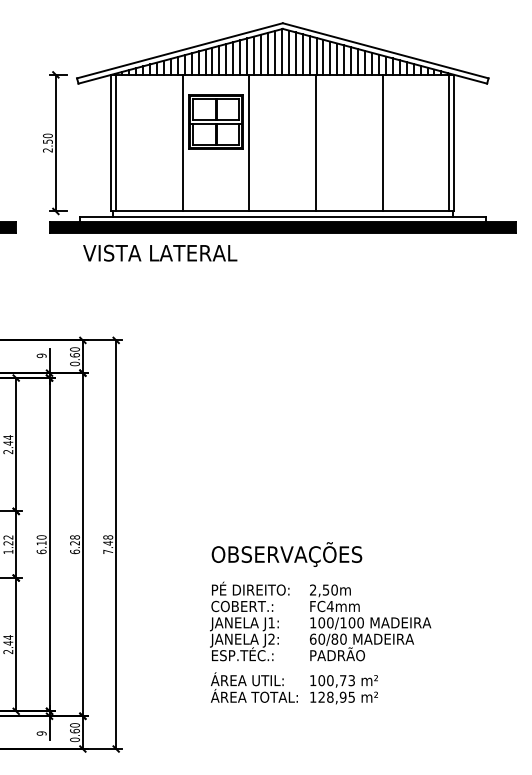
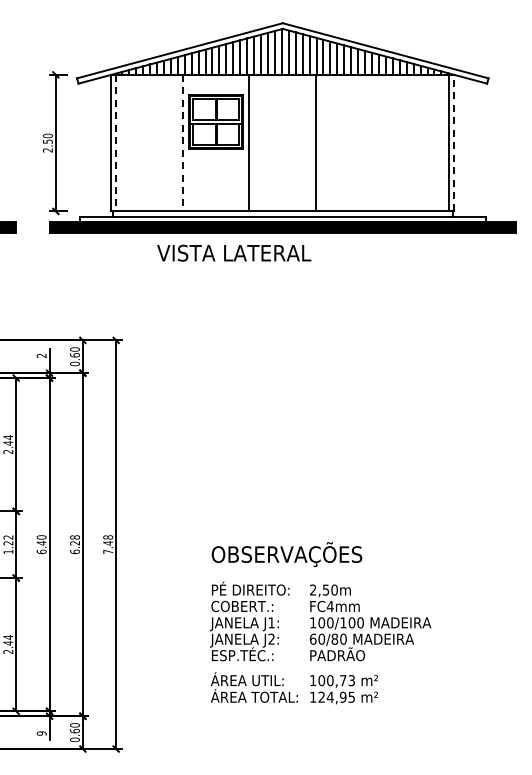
line: present -> none (382, 142)
line: solid -> dashed (454, 142)
line: solid -> dashed (116, 143)
line: solid -> dashed (182, 143)
text position: (160, 252) -> (234, 252) (234, 252)
text: 9 -> 2 (41, 355)
text: 6.10 -> 6.40 (41, 542)
text: 128,95 -> 124,95 (329, 696)
